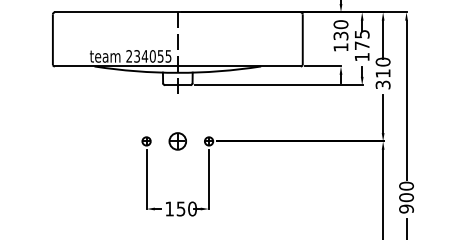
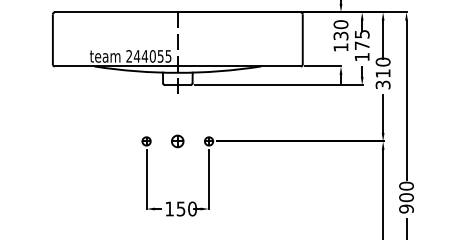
text: 234055 -> 244055 (136, 56)
part size: 19x19 px -> 14x15 px (177, 141)
